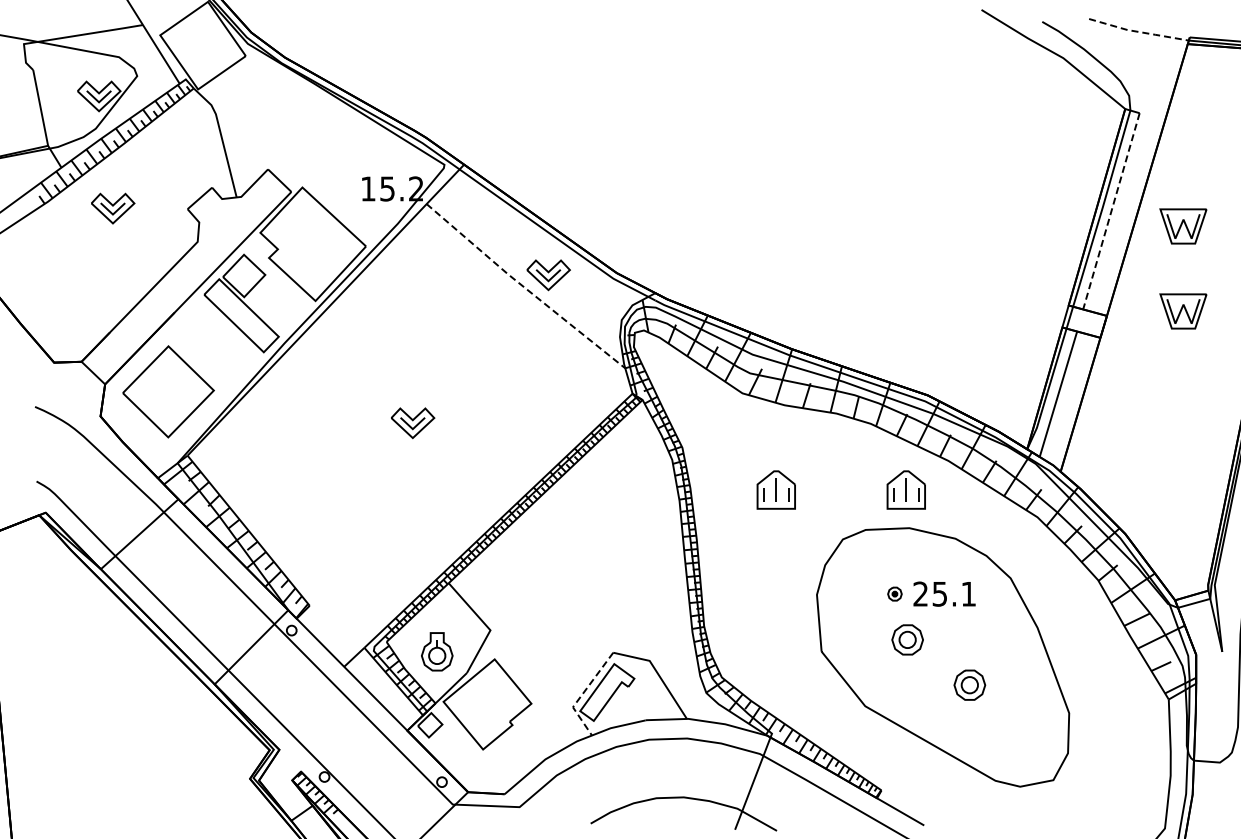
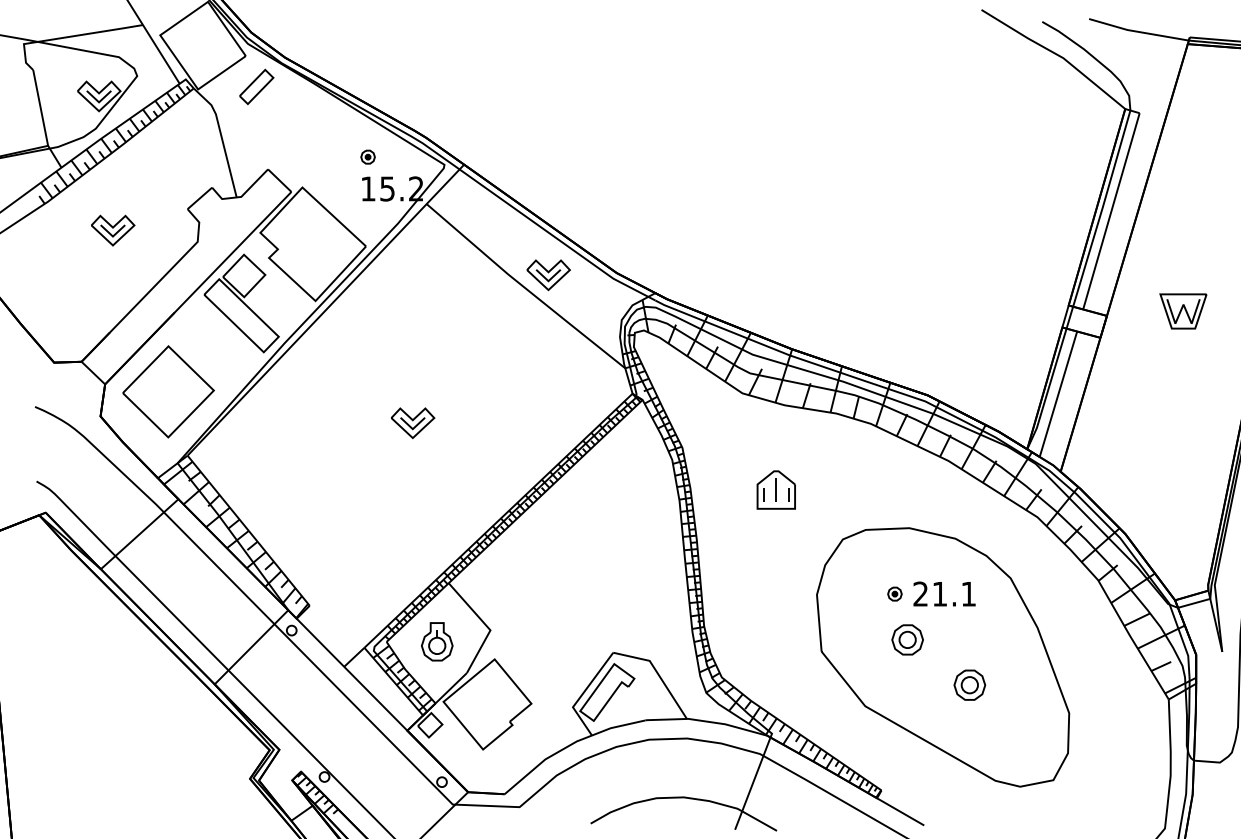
line: dashed -> solid (1138, 31)
part: none -> present (256, 86)
part: none -> present (367, 156)
part position: (113, 208) -> (113, 230) (113, 230)
line: dashed -> solid (1111, 211)
part: present -> none (1183, 226)
line: dashed -> solid (525, 288)
part: present -> none (905, 489)
text: 25.1 -> 21.1 (939, 594)
part position: (437, 651) -> (437, 641) (437, 641)
line: dashed -> solid (582, 694)
